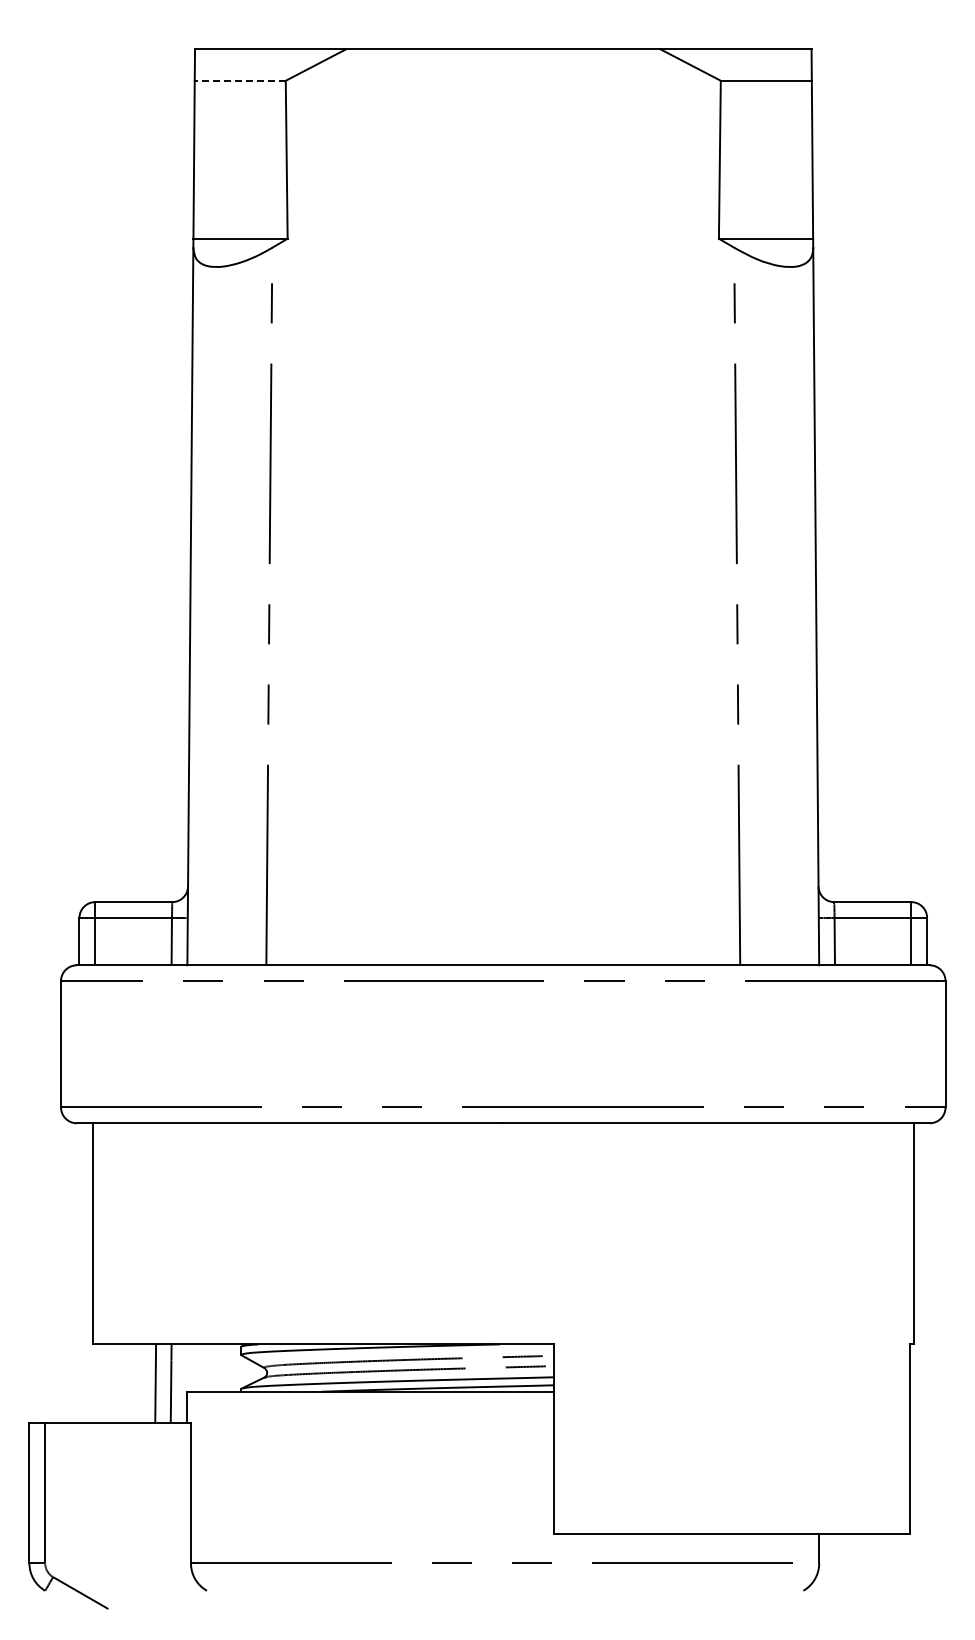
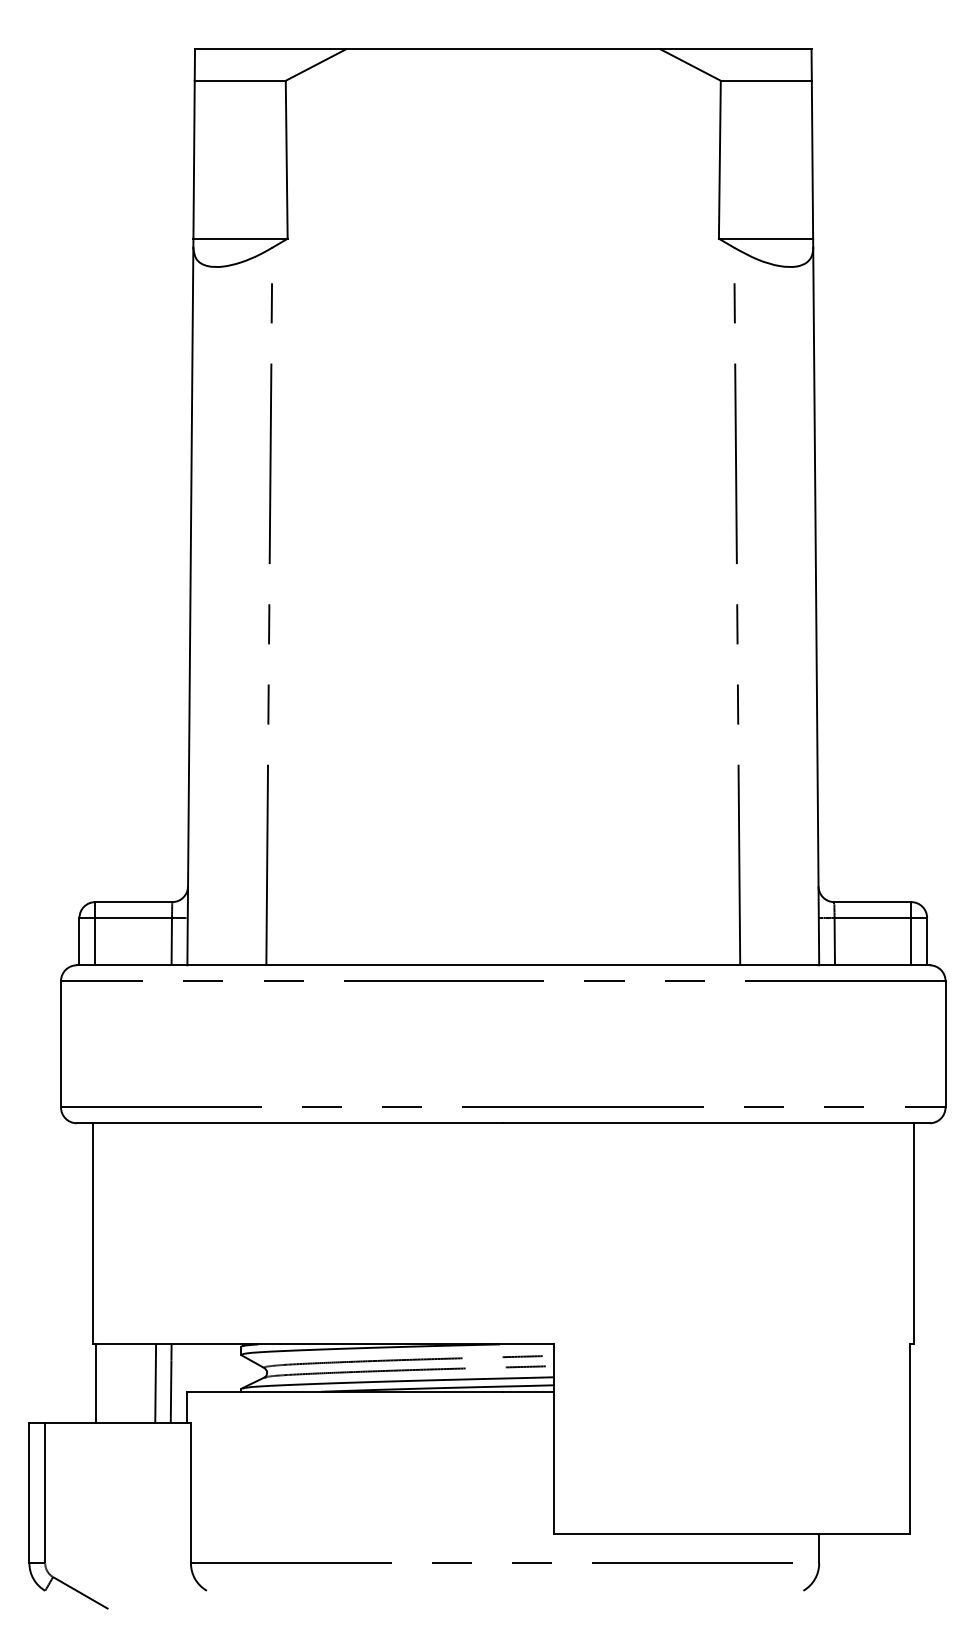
line: dashed -> solid (240, 80)
line: none -> present (95, 1383)
